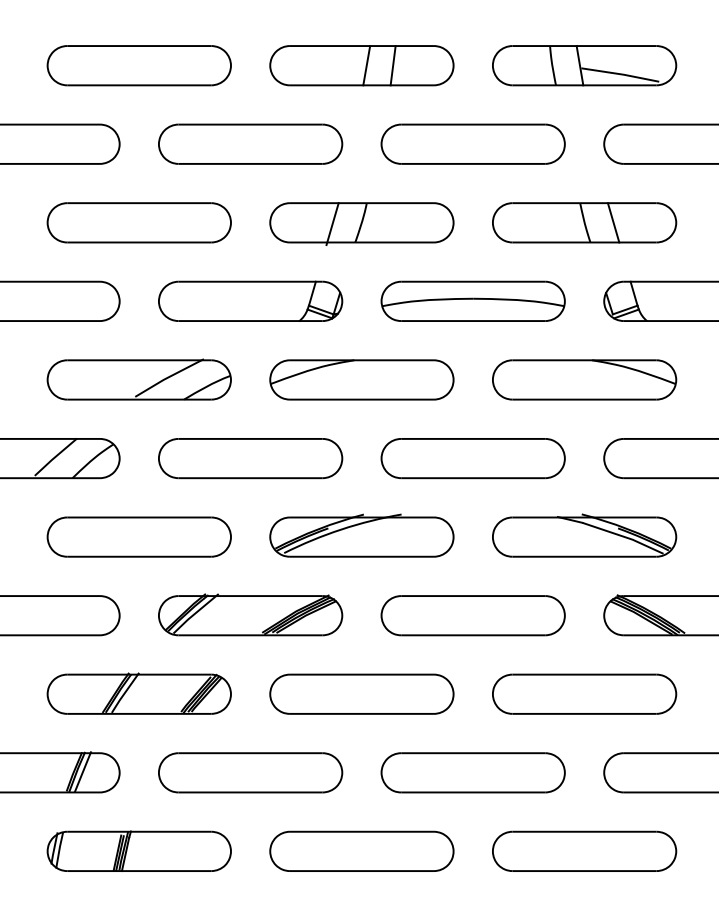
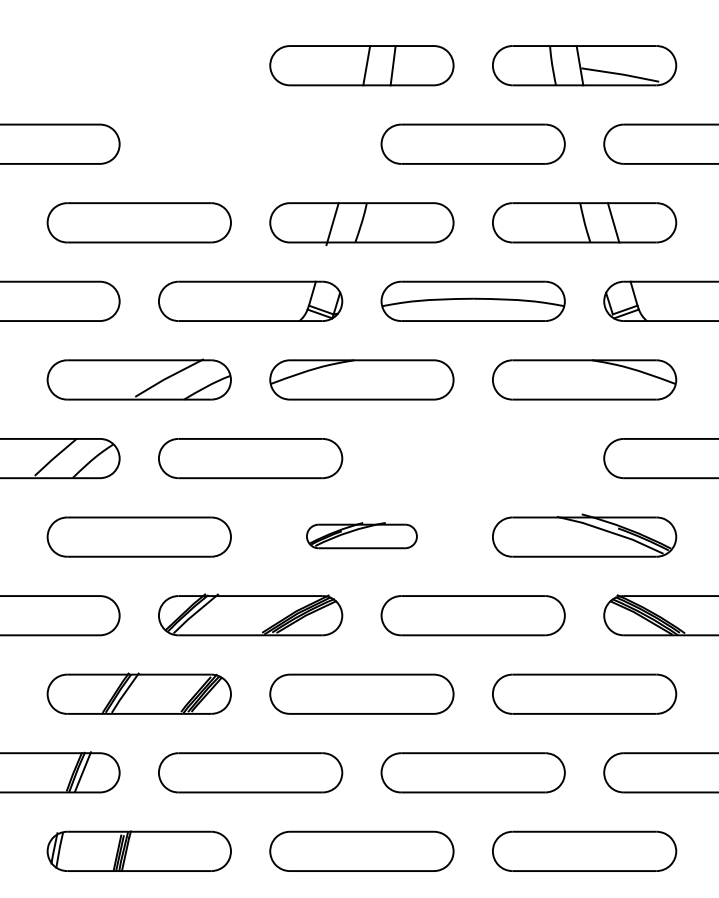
part: present -> none (138, 65)
part: present -> none (250, 143)
part: present -> none (472, 458)
part size: 186x45 px -> 112x28 px (361, 535)
